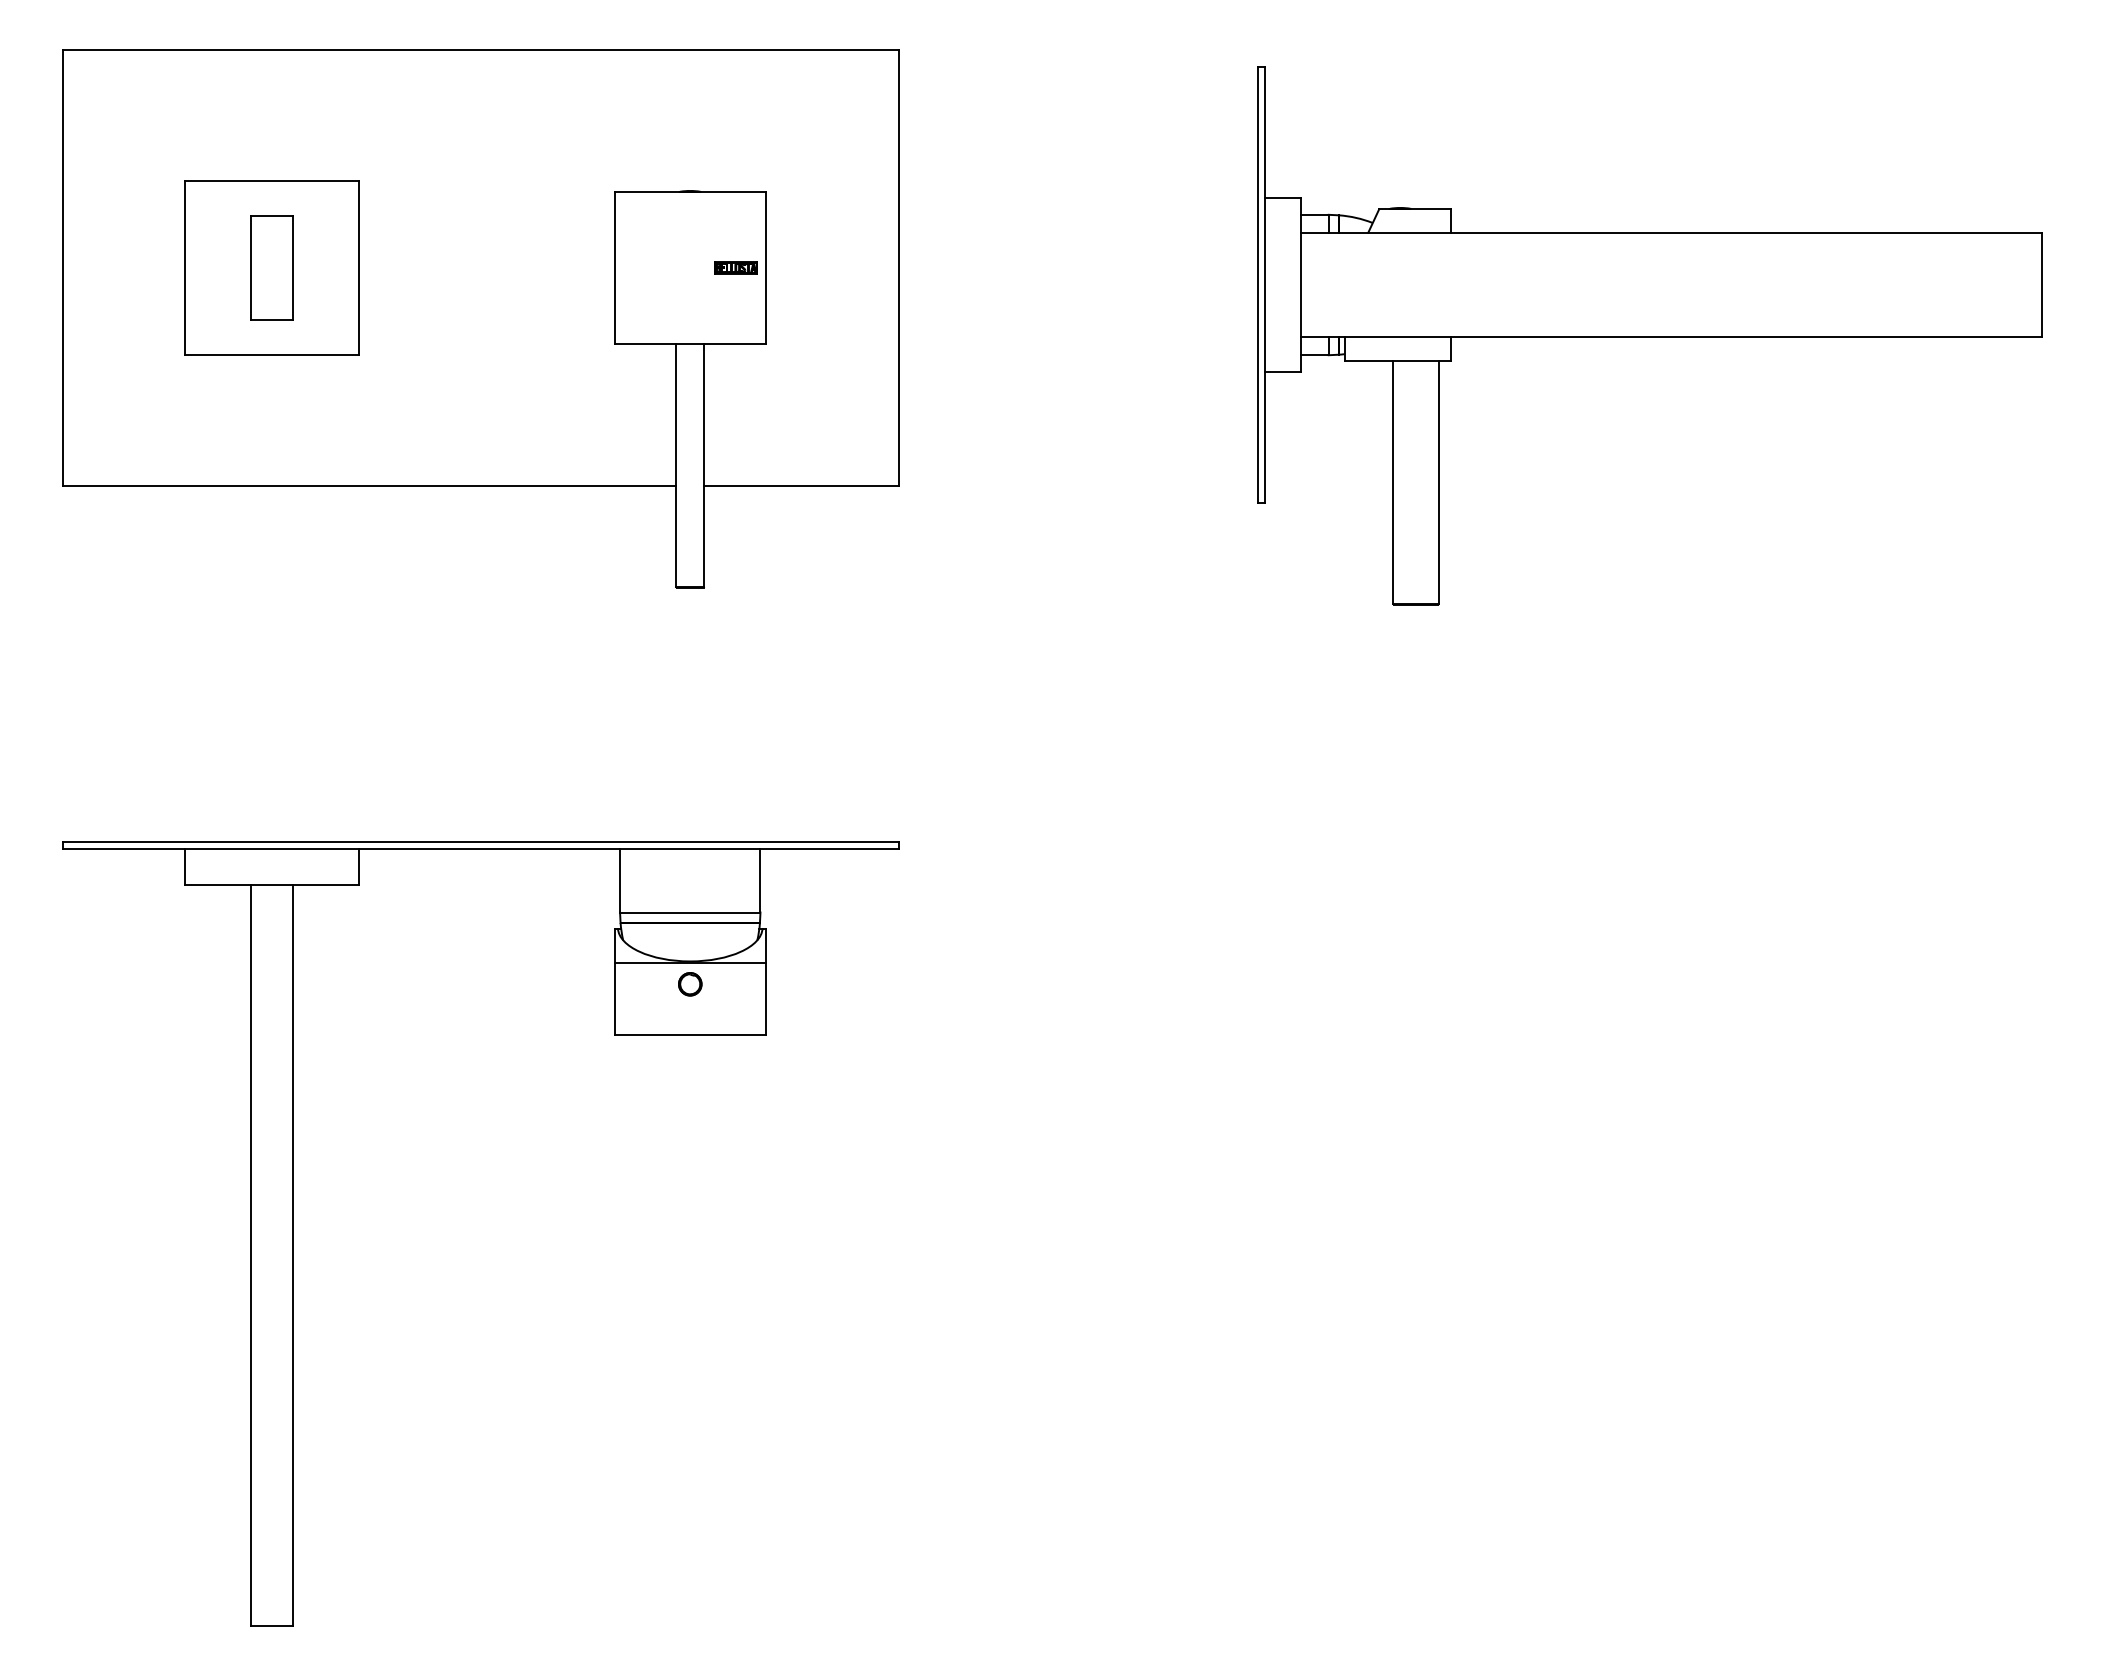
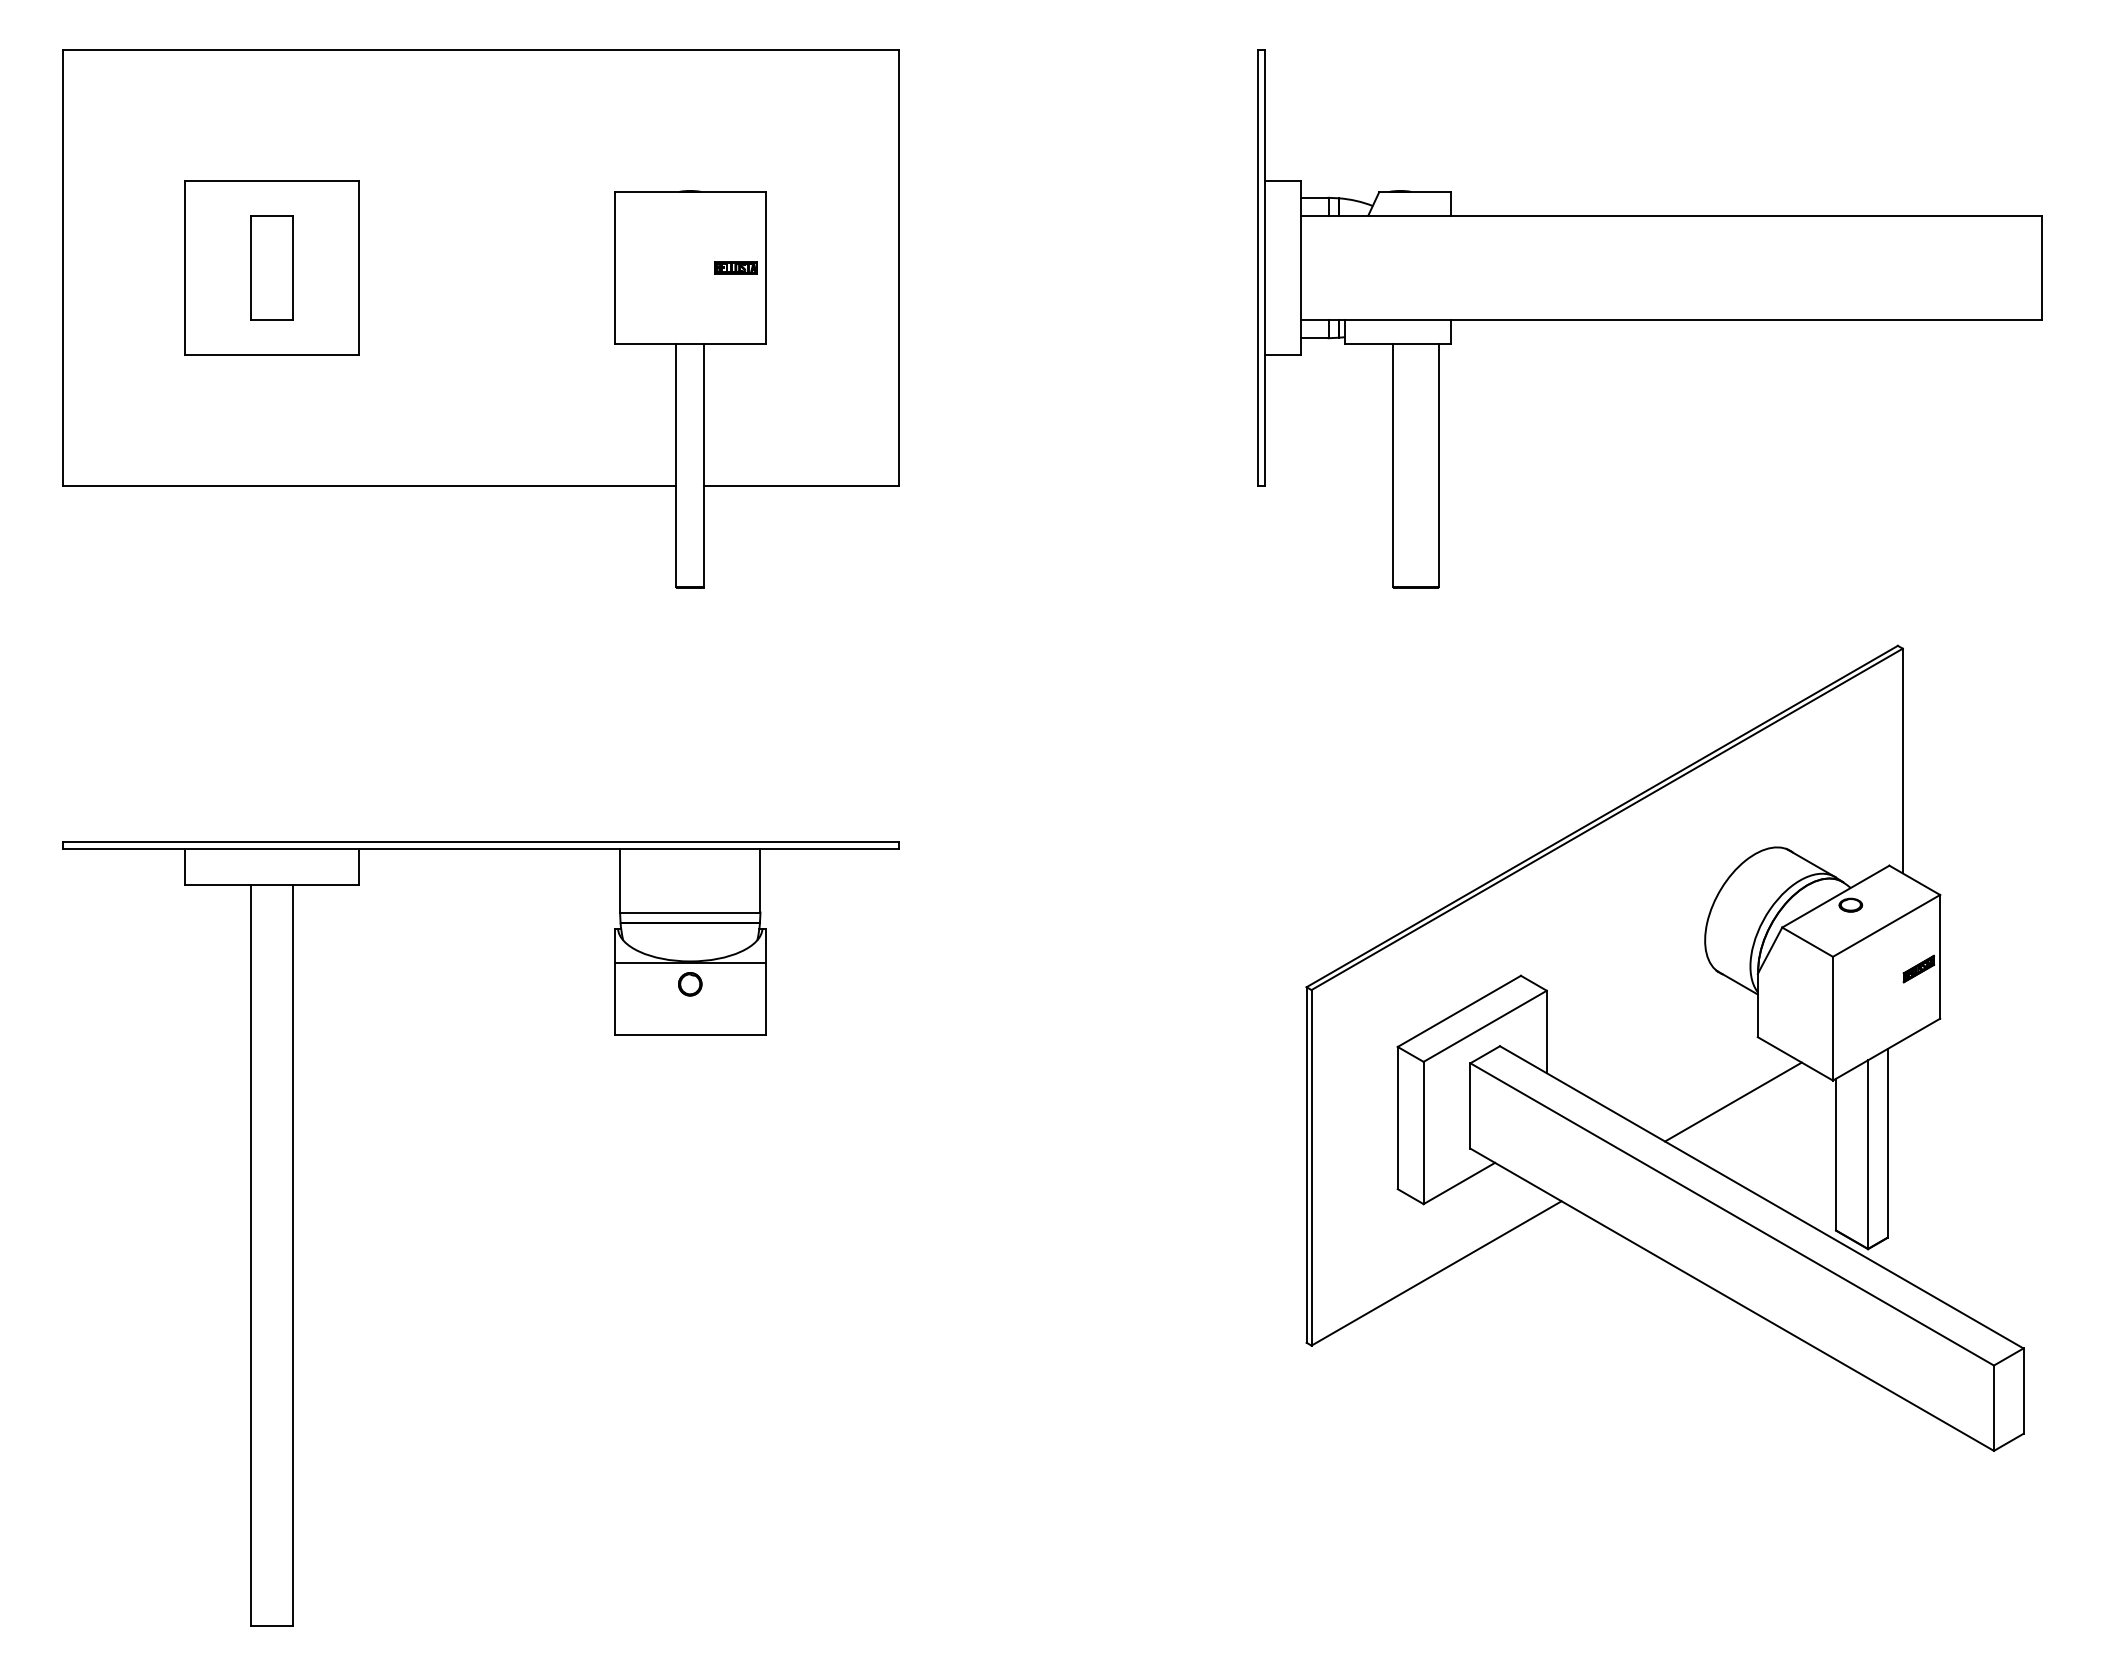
part position: (1649, 335) -> (1649, 318) (1649, 318)
part: none -> present (1664, 1047)
